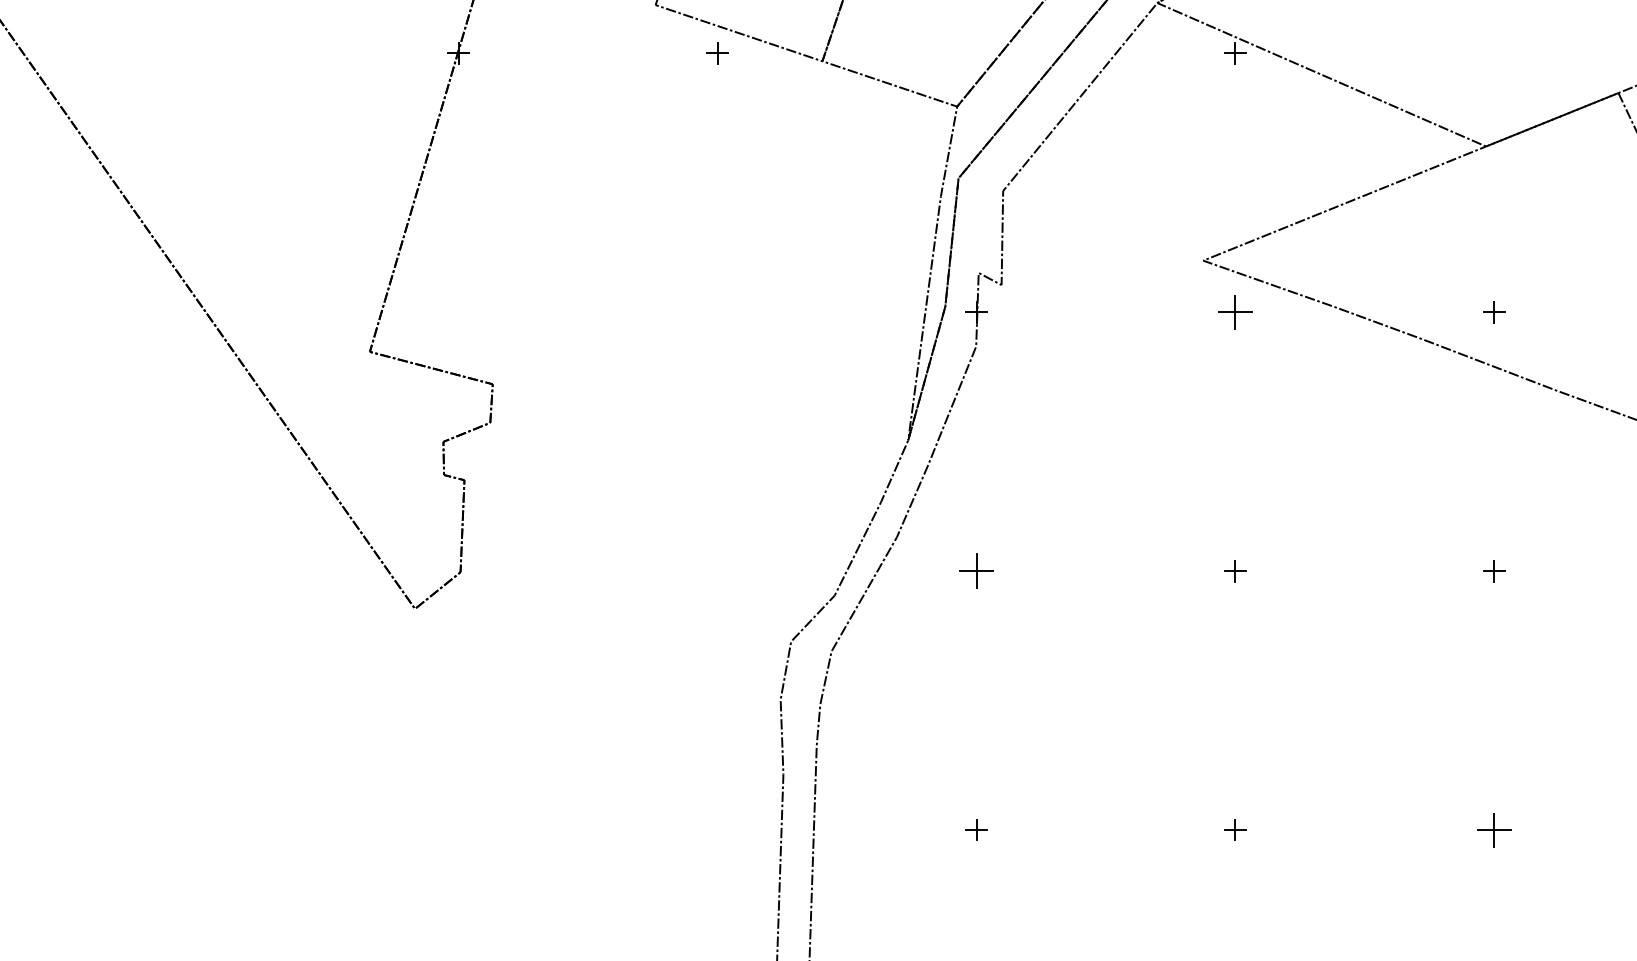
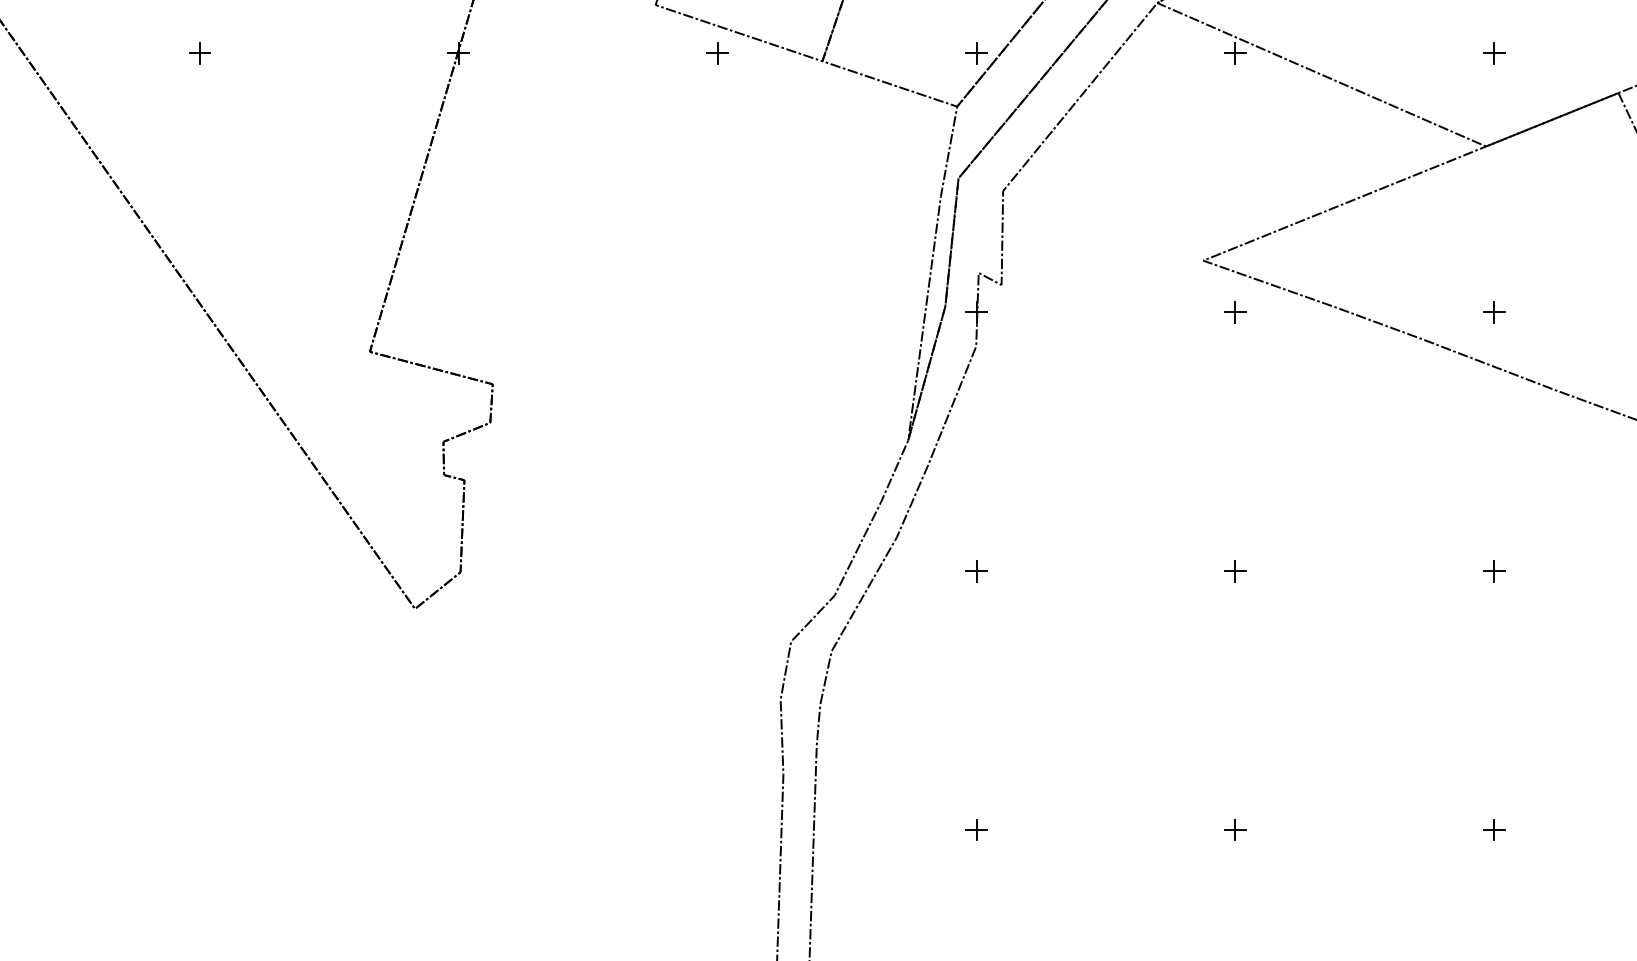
part: none -> present (199, 53)
part: none -> present (976, 53)
part: none -> present (1494, 53)
part size: 35x35 px -> 23x23 px (1235, 312)
part size: 35x36 px -> 23x23 px (976, 571)
part size: 35x35 px -> 23x22 px (1494, 829)
